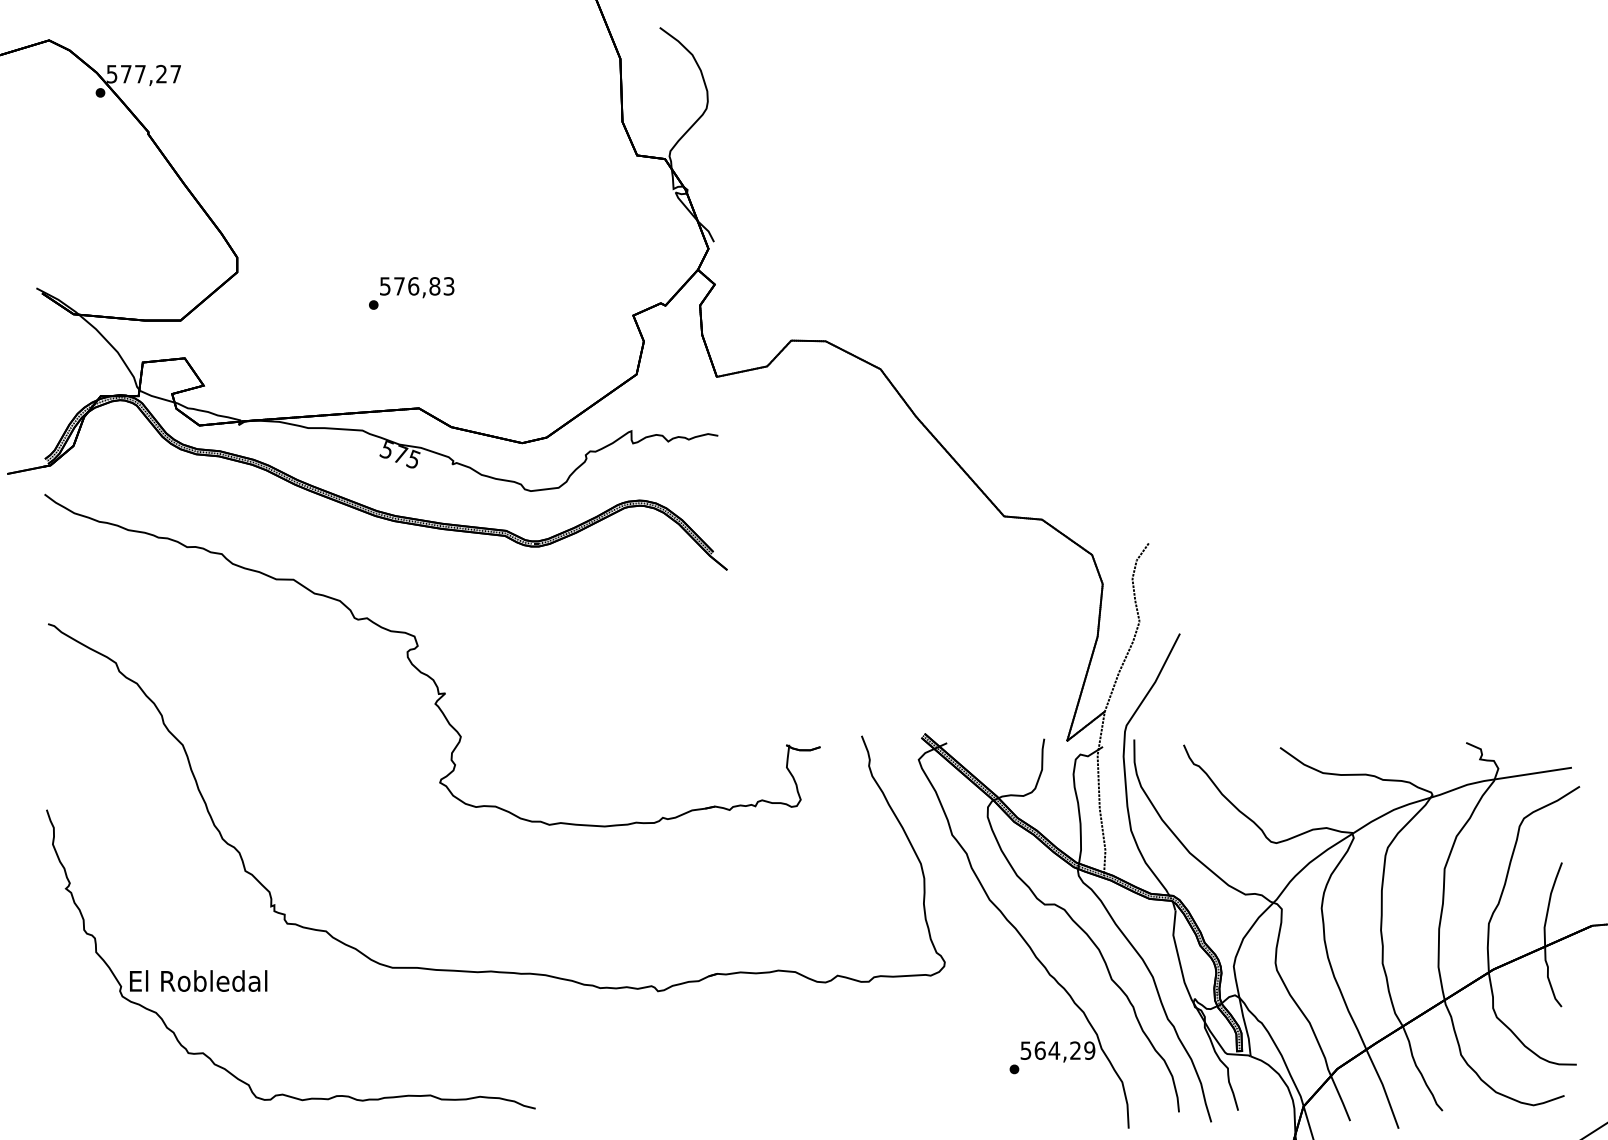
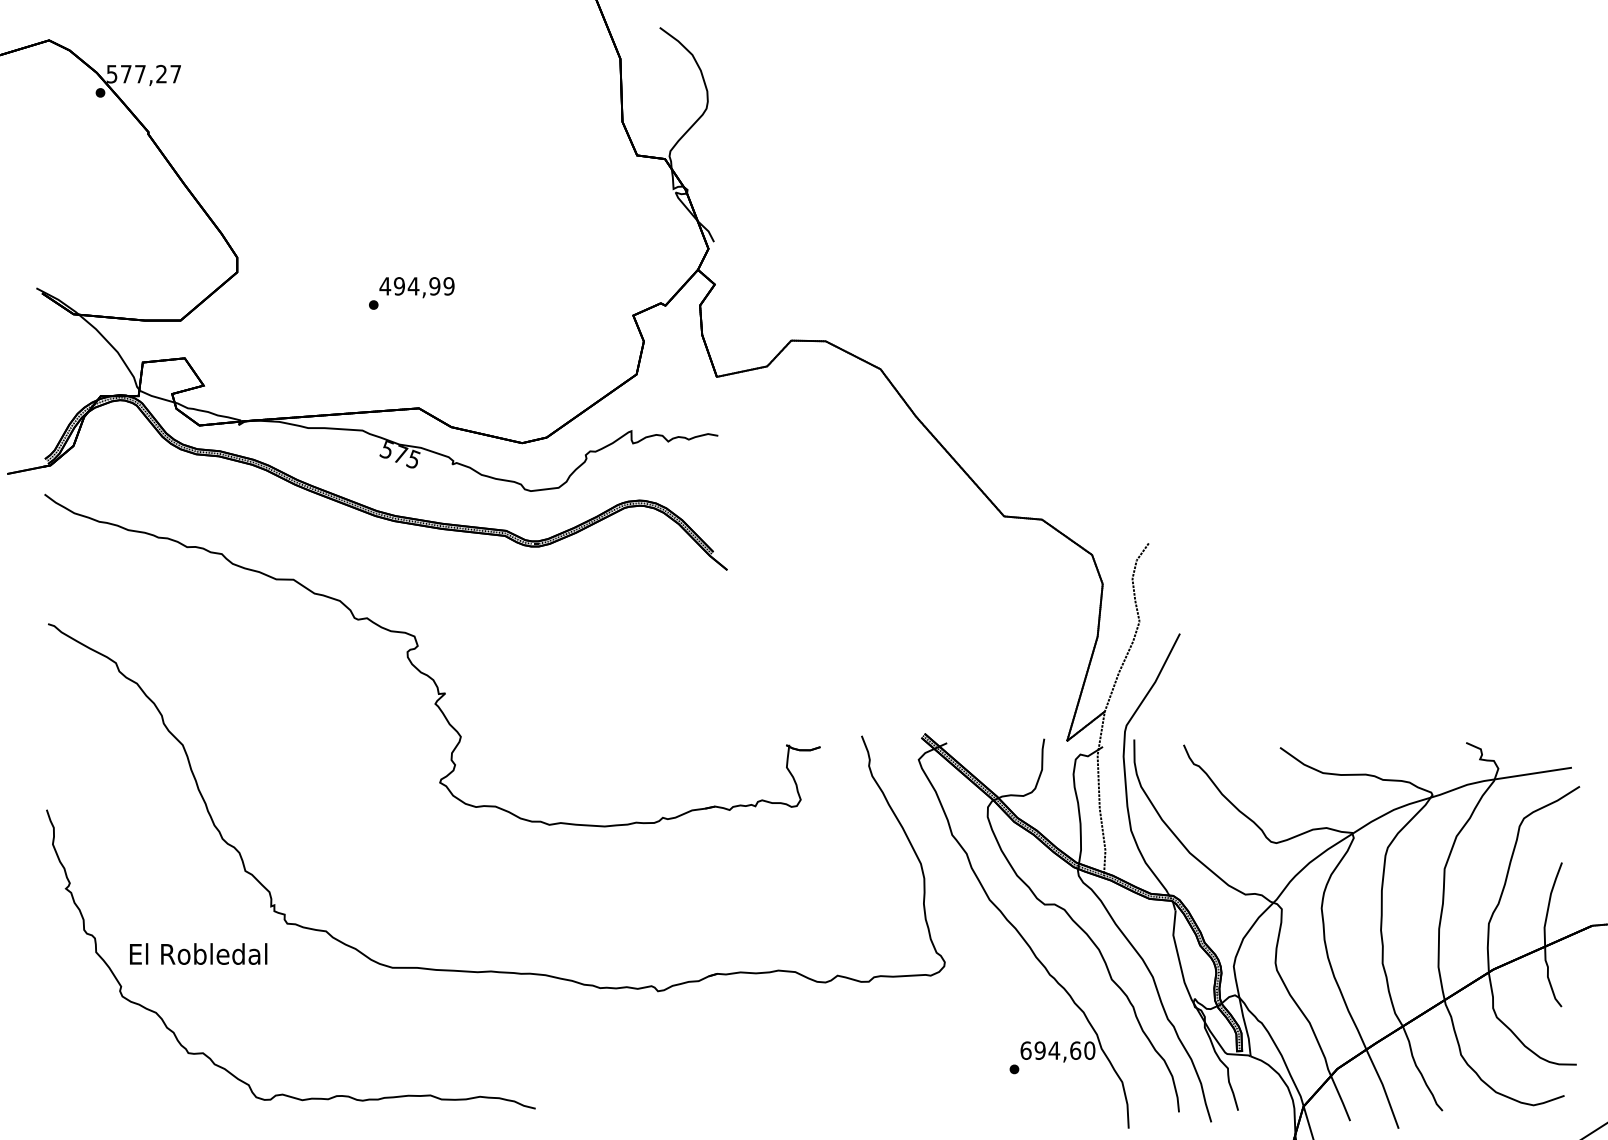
text: 576,83 -> 494,99 (416, 286)
text position: (198, 980) -> (198, 953) (198, 953)
text: 564,29 -> 694,60 (1057, 1050)
